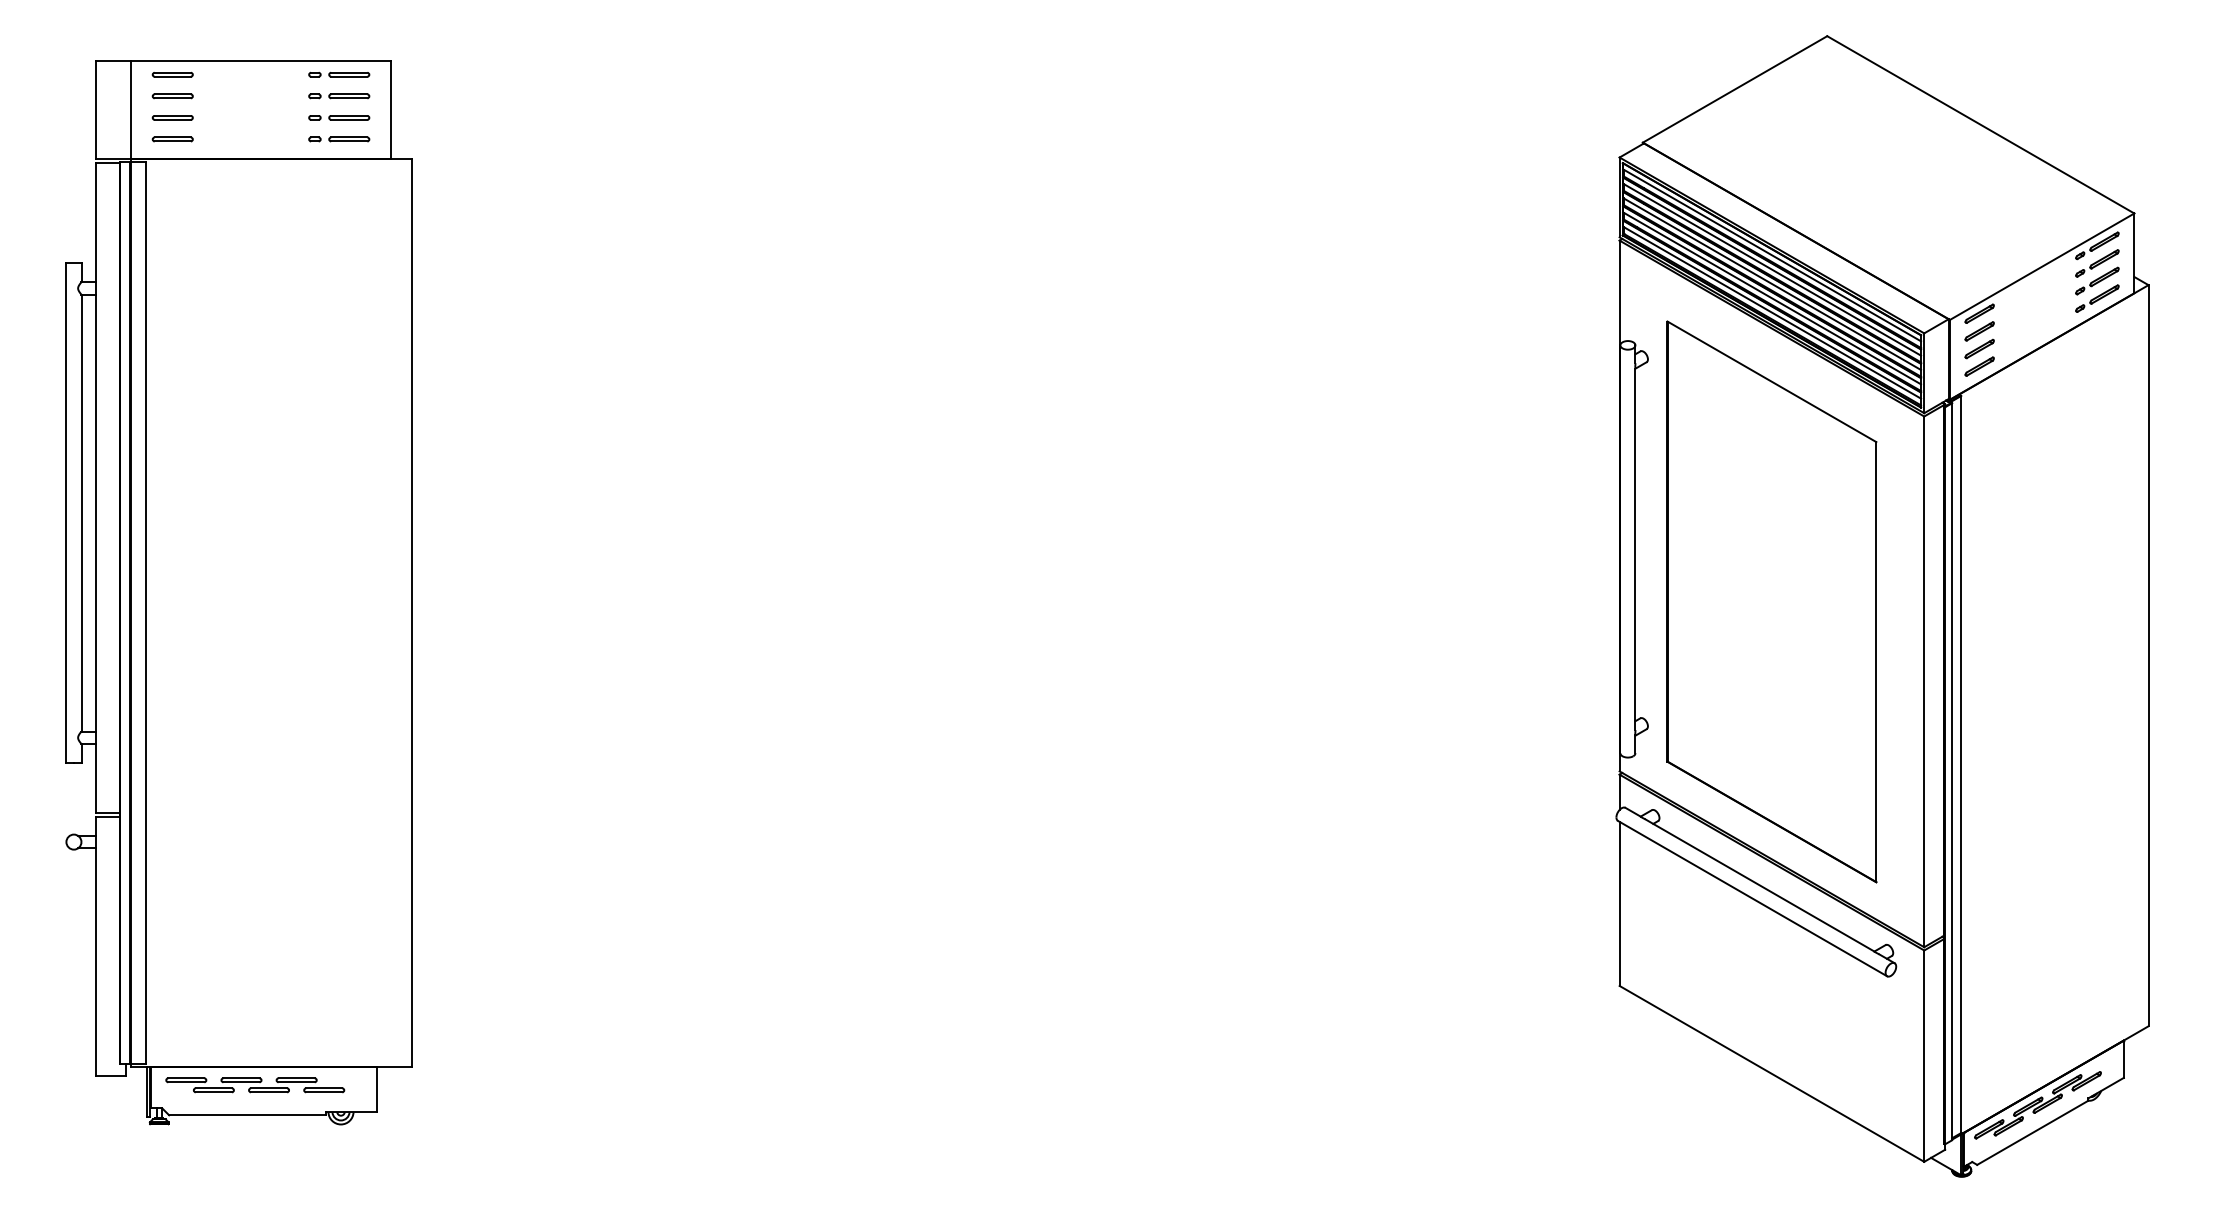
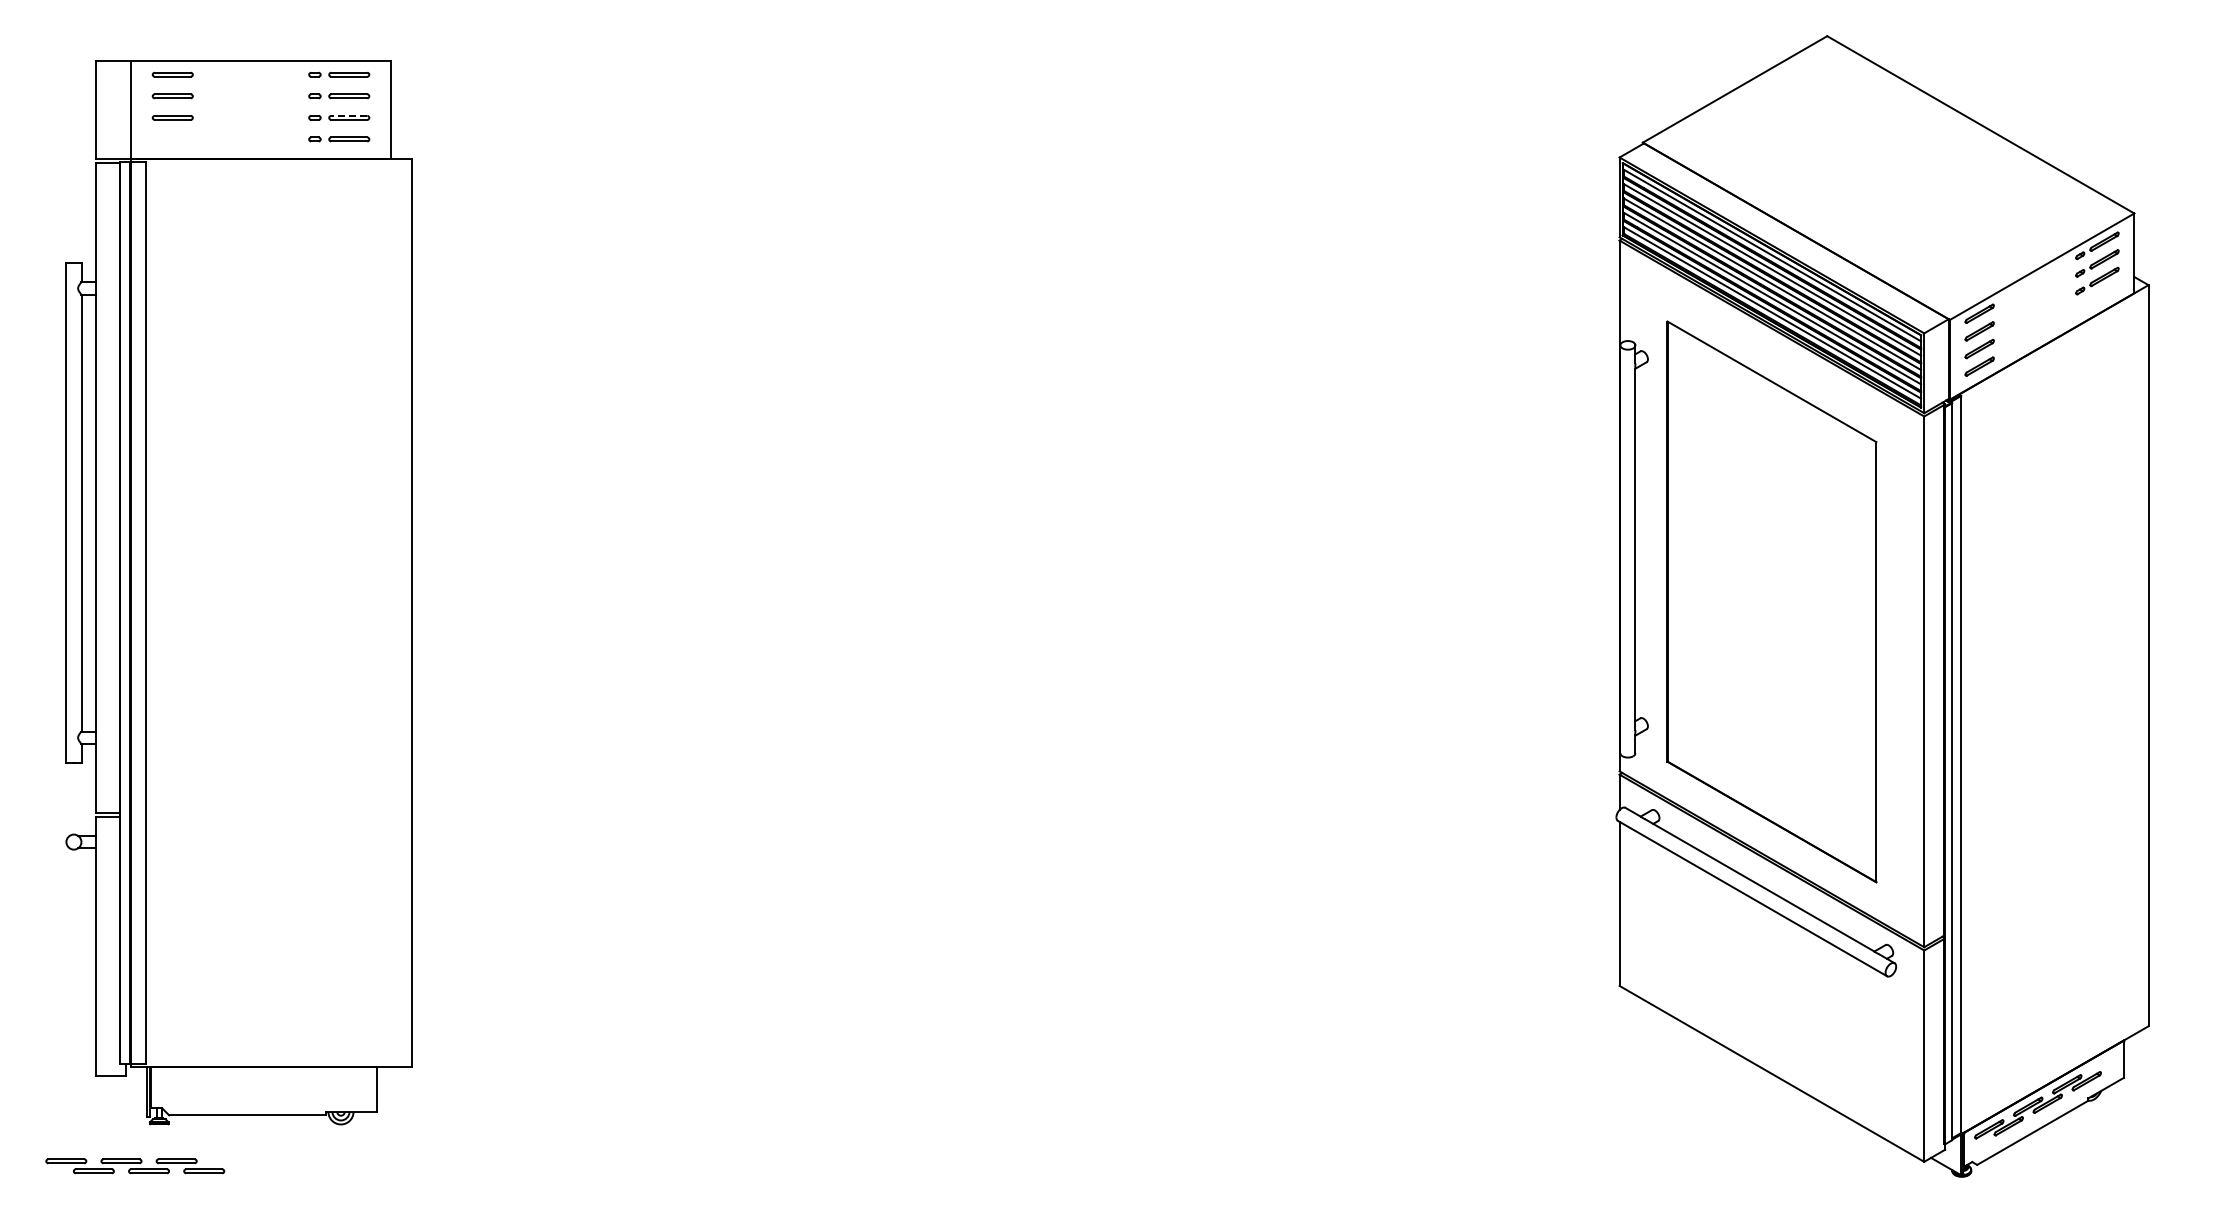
line: solid -> dashed (348, 115)
part: present -> none (172, 139)
part: present -> none (2097, 298)
part position: (255, 1085) -> (135, 1166) (135, 1166)
